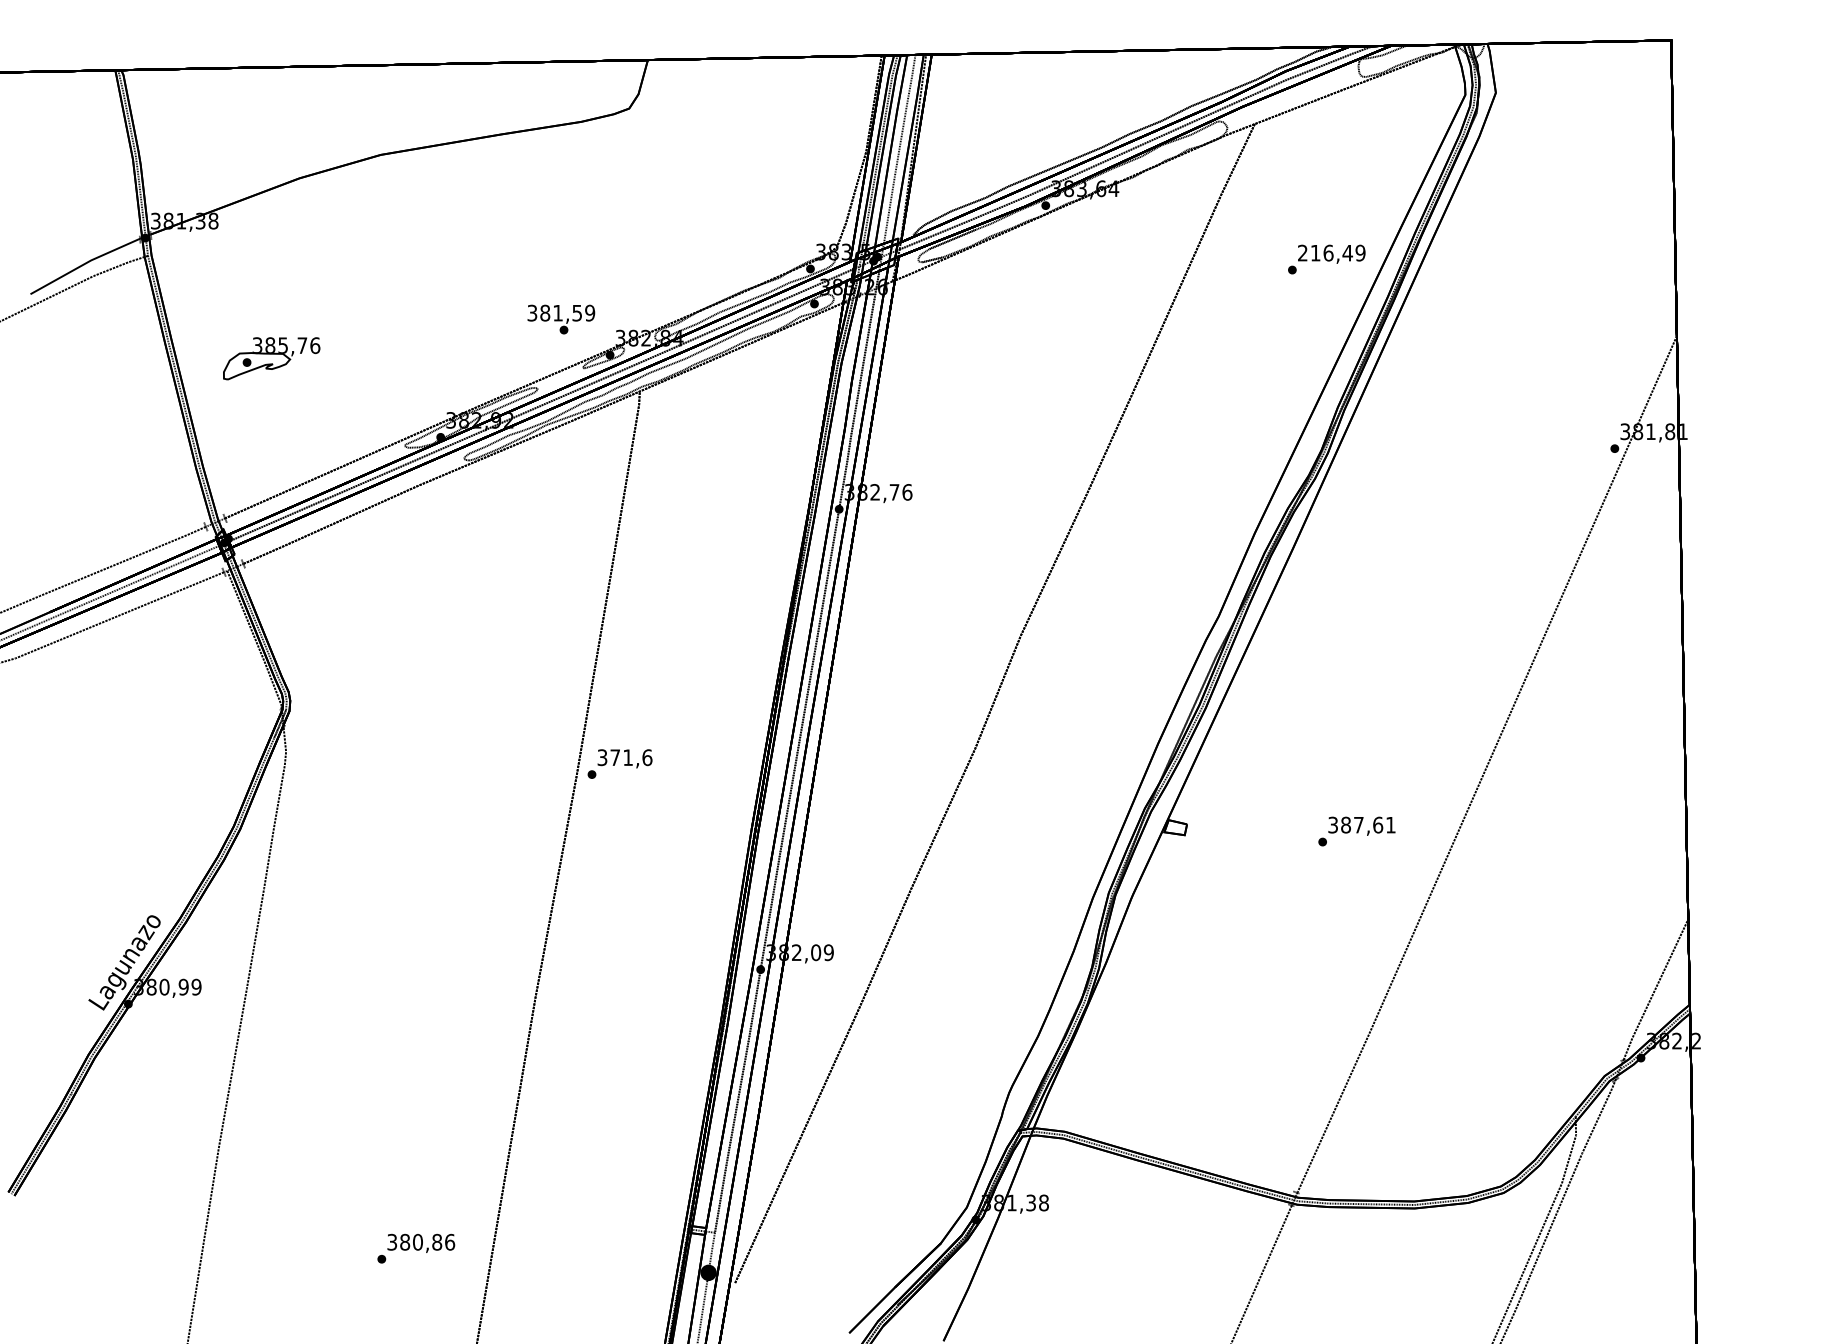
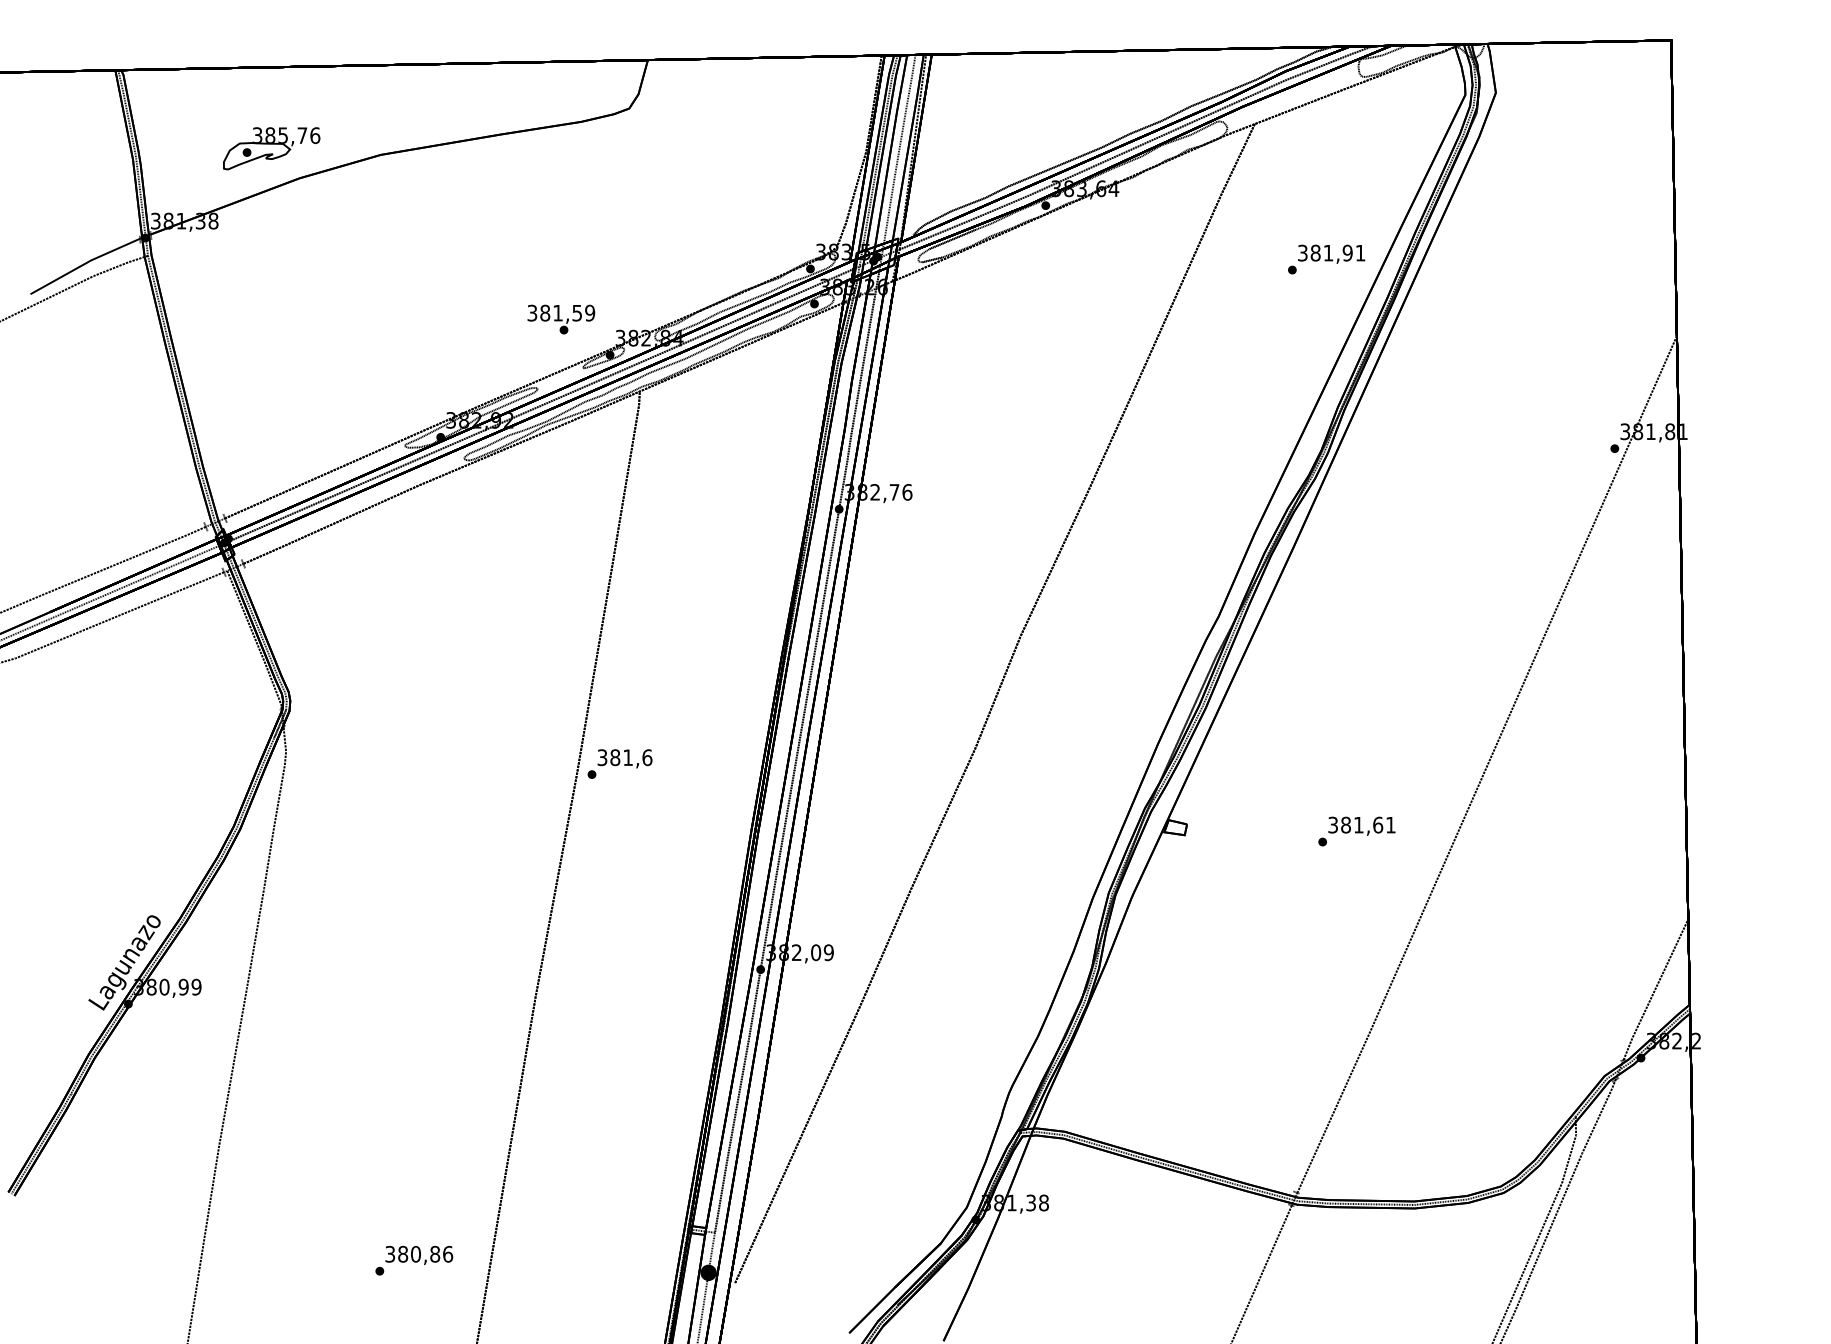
text: 216,49 -> 381,91 (1331, 252)
part position: (271, 358) -> (271, 148) (271, 148)
text: 371,6 -> 381,6 (615, 757)
text: 387,61 -> 381,61 (1358, 825)
text position: (416, 1248) -> (414, 1260) (414, 1260)
